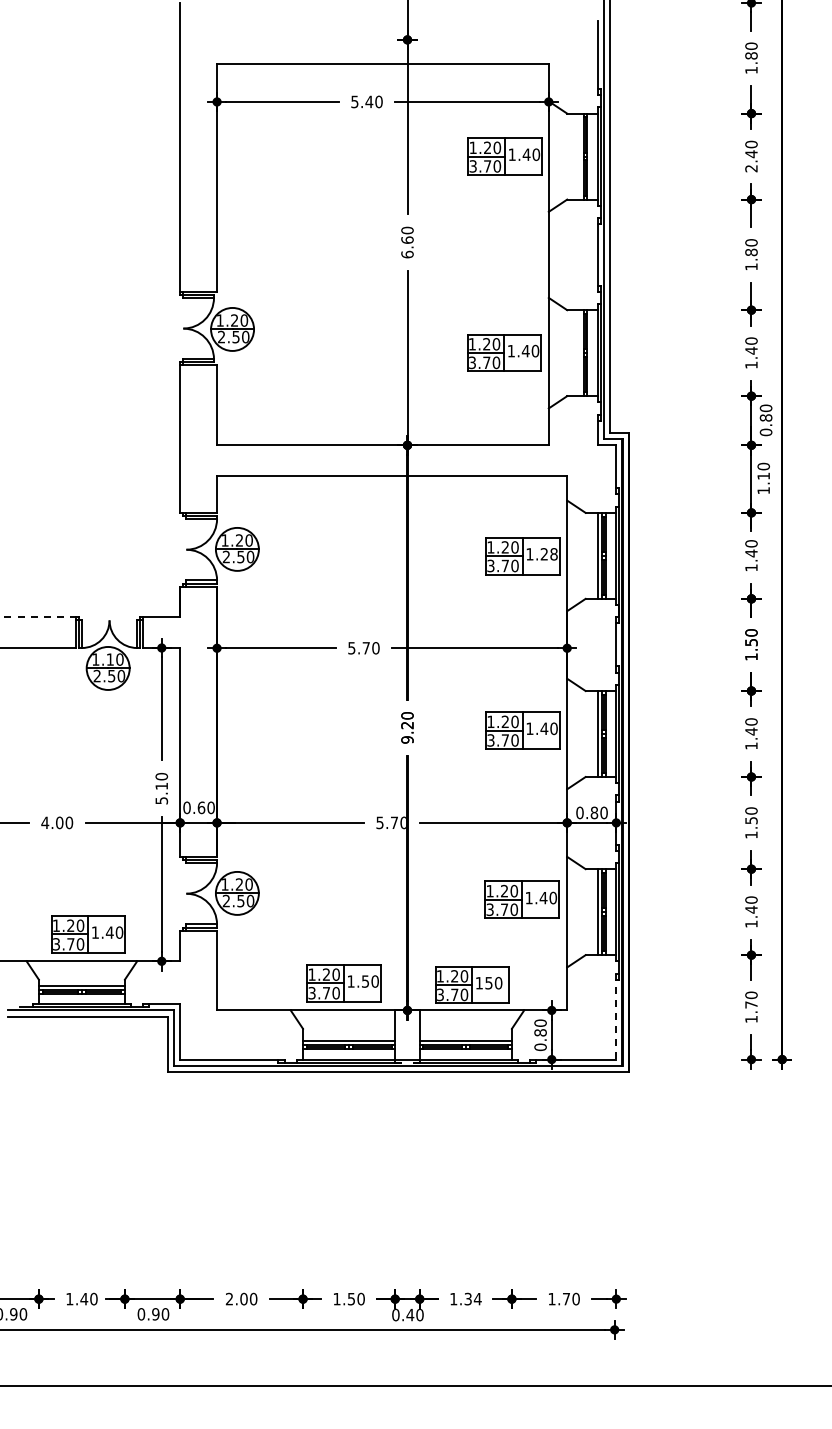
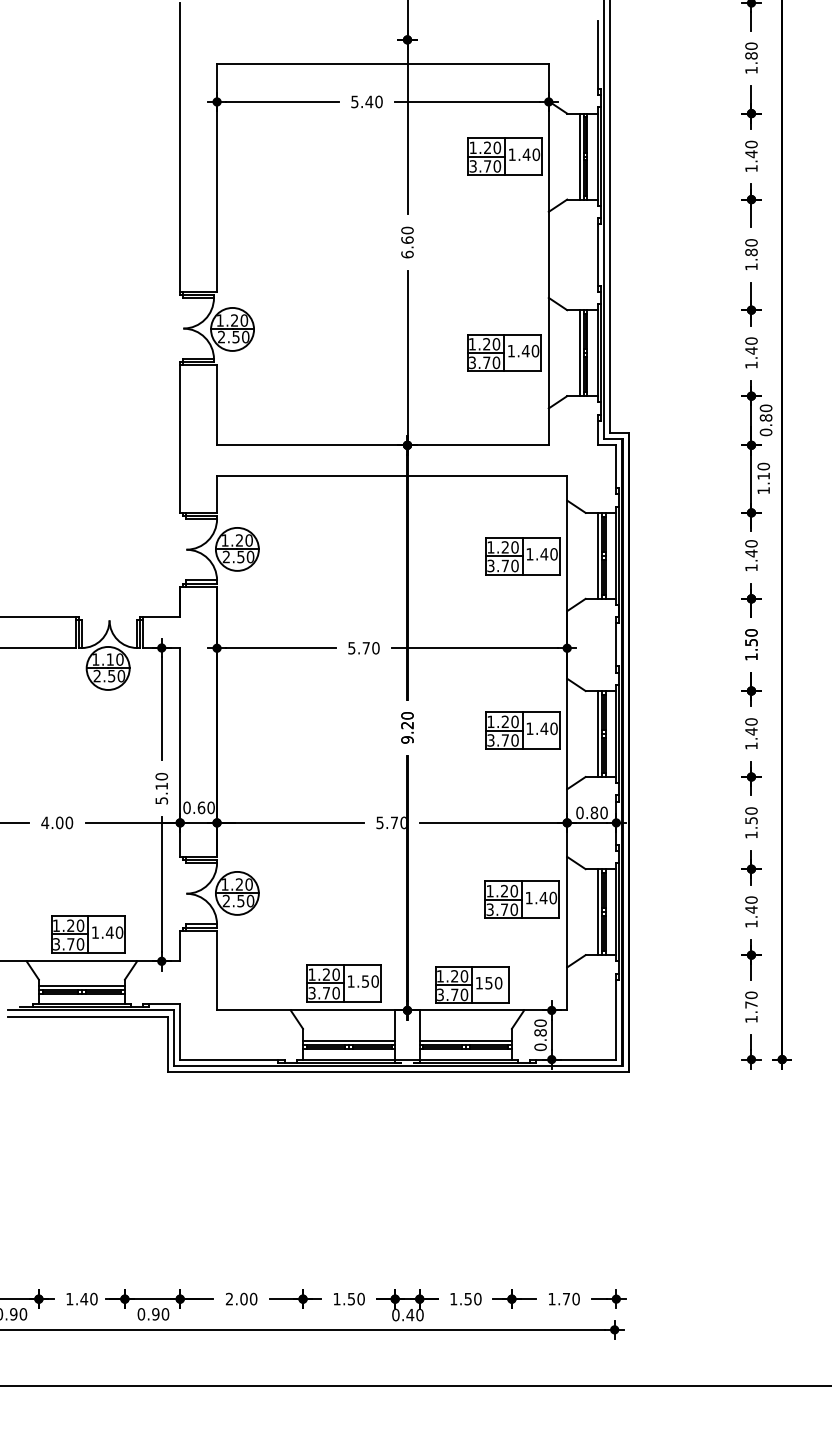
line: none -> present (579, 156)
text: 2.40 -> 1.40 (751, 168)
line: none -> present (579, 353)
text: 1.28 -> 1.40 (548, 554)
line: dashed -> solid (38, 617)
line: dashed -> solid (616, 1016)
text: 1.34 -> 1.50 (473, 1298)
